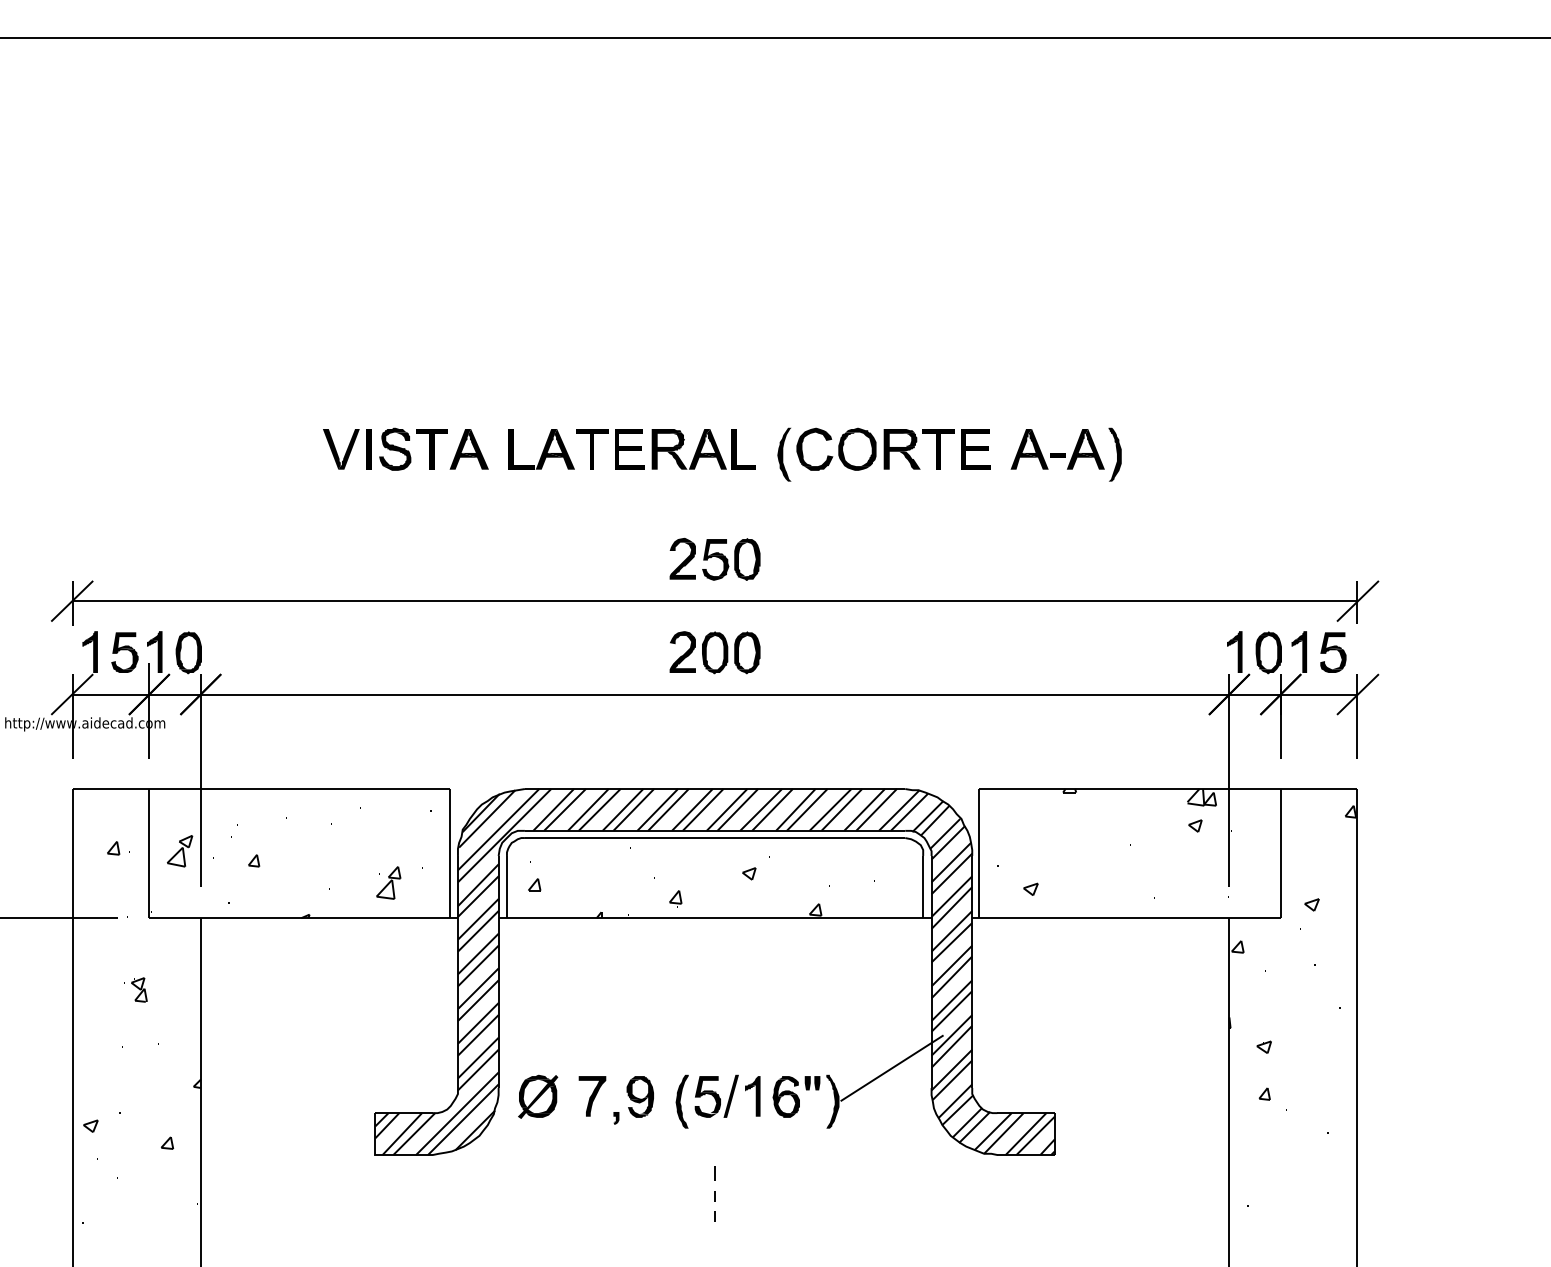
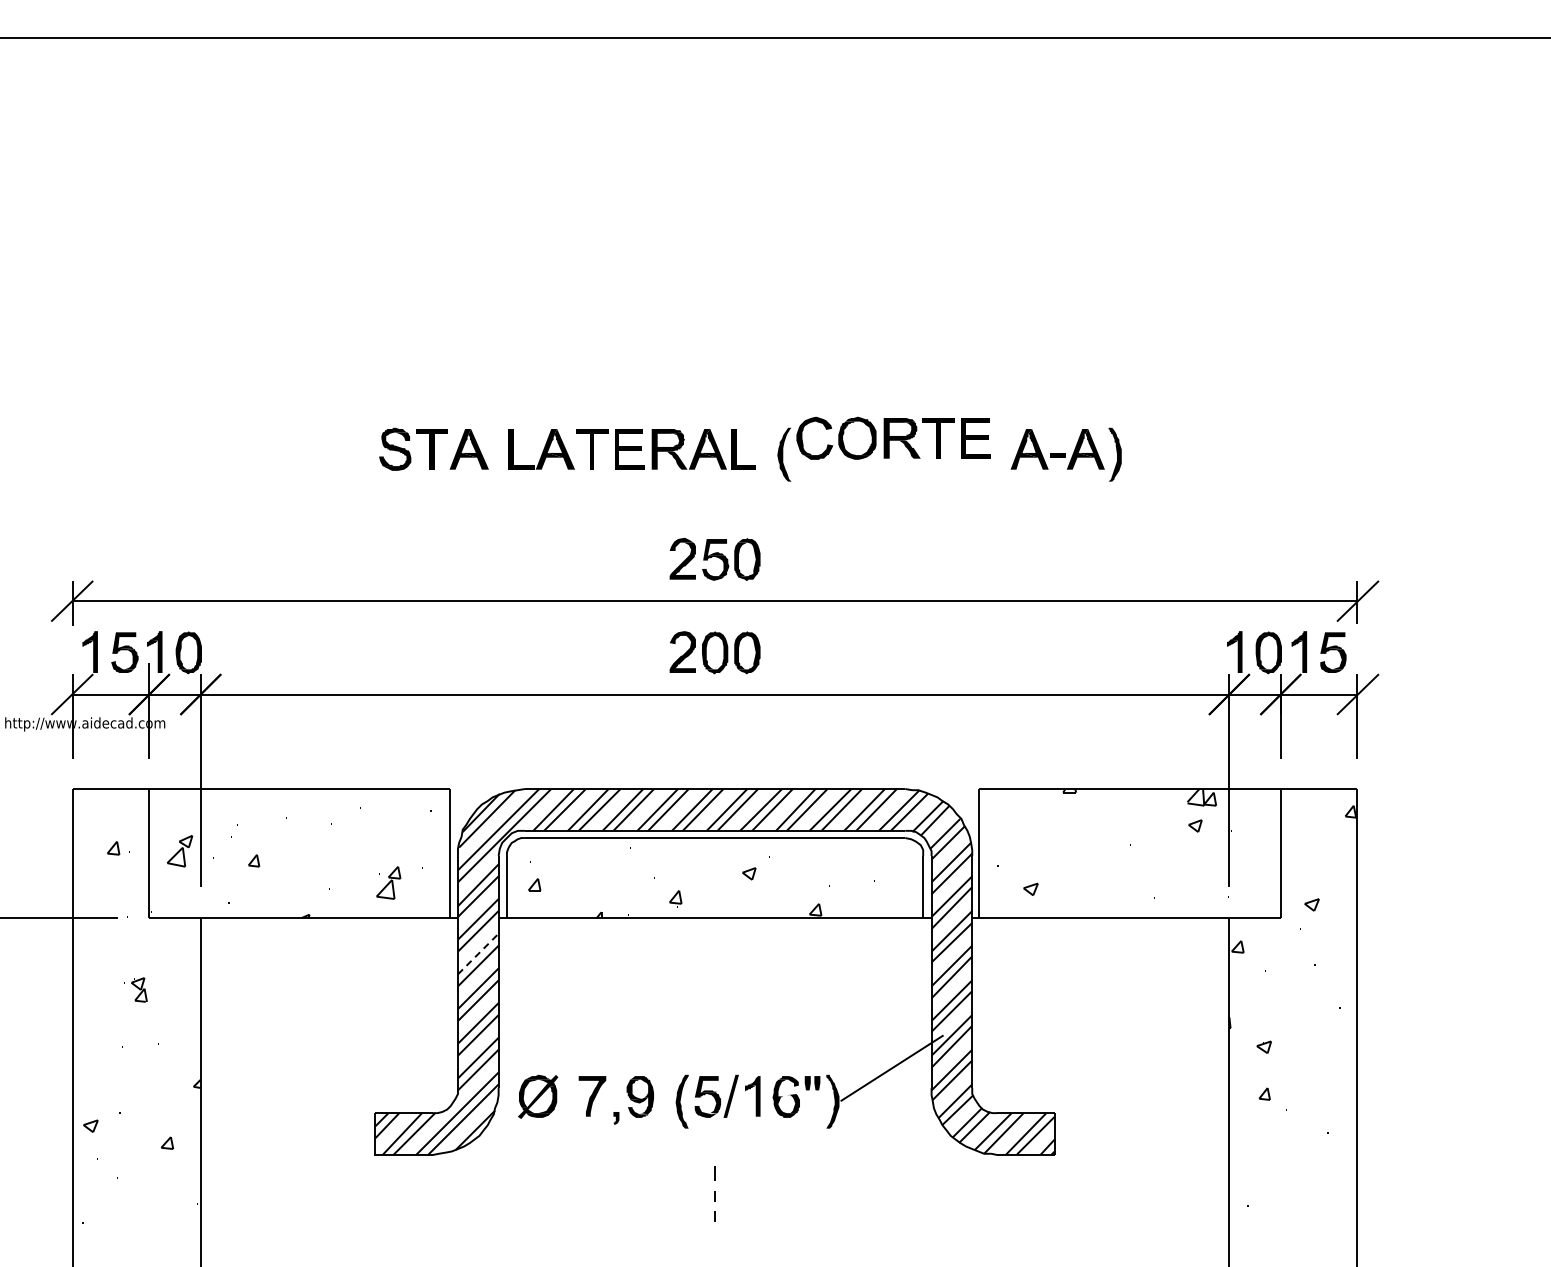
part position: (893, 448) -> (893, 437) (893, 437)
part: present -> none (347, 449)
line: solid -> dashed (478, 954)
fill: present -> none (787, 1093)
